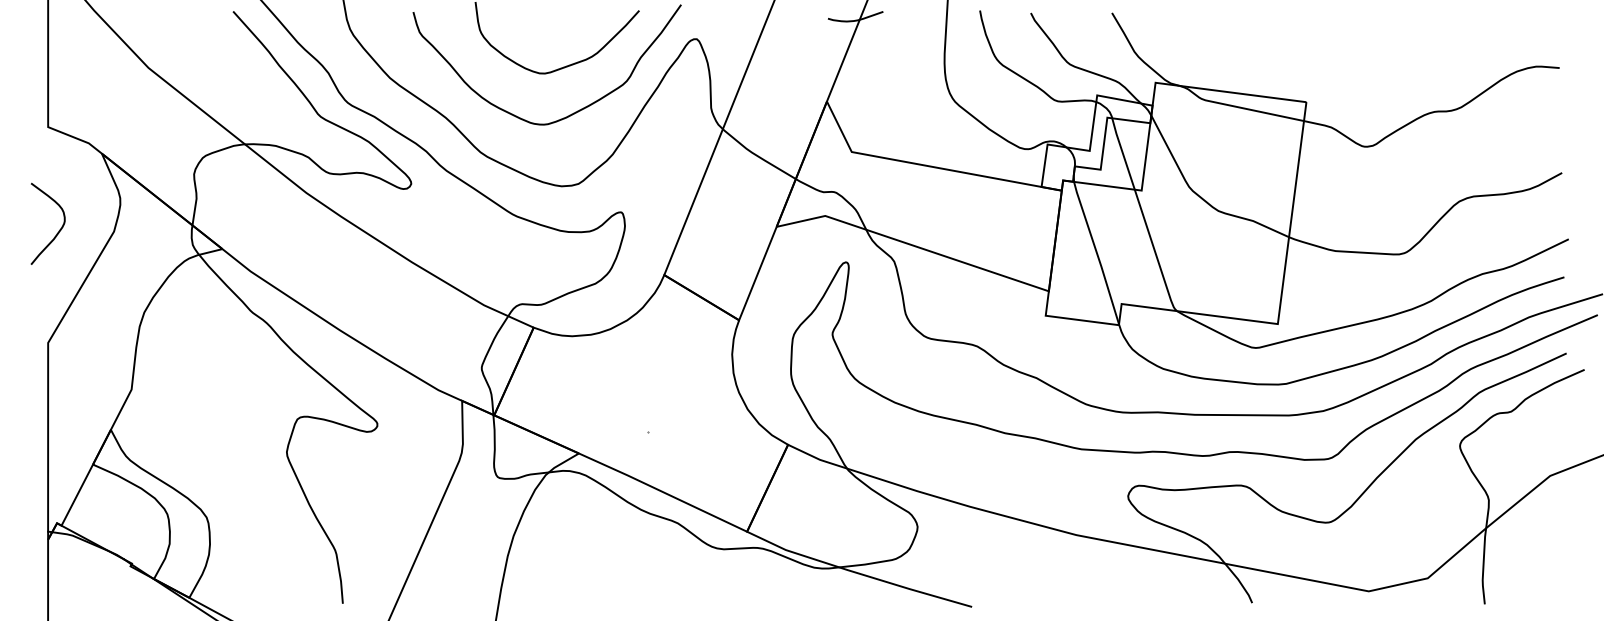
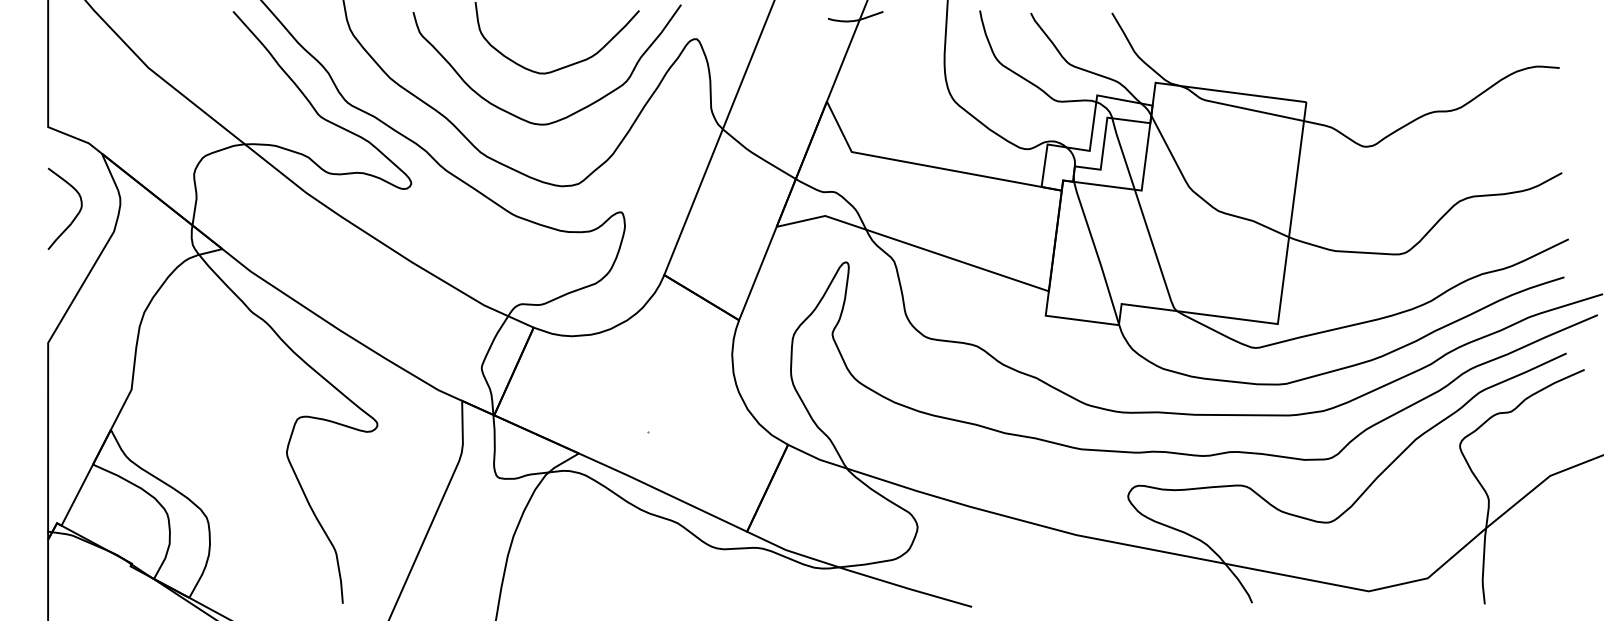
curve position: (59, 229) -> (76, 214) (76, 214)
